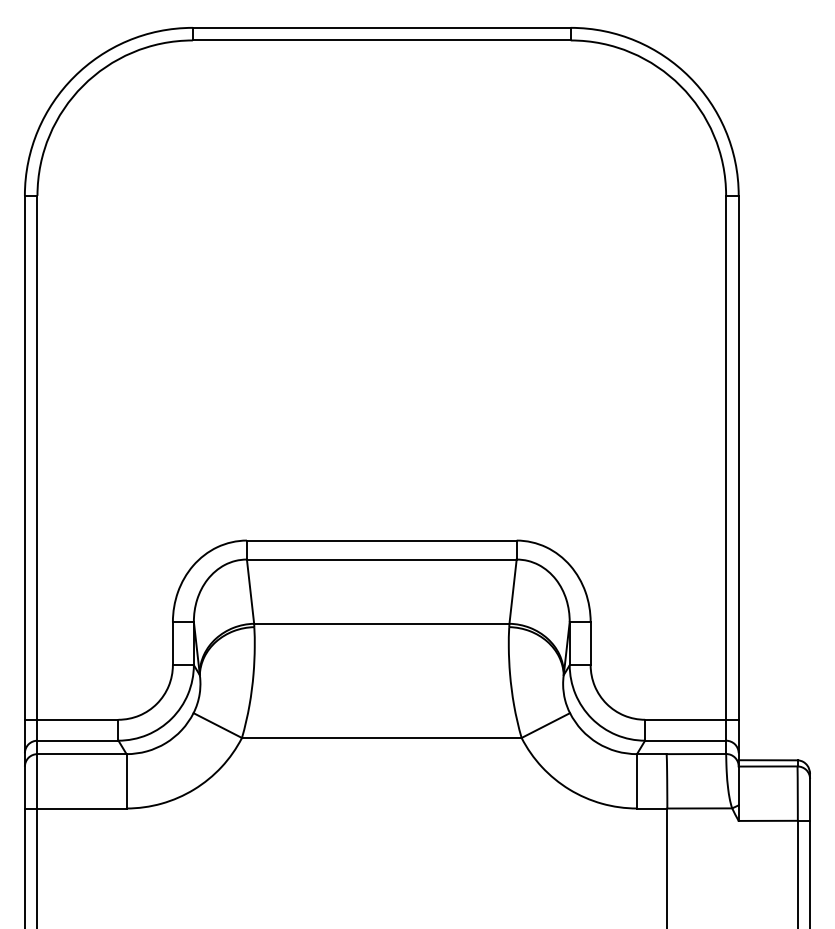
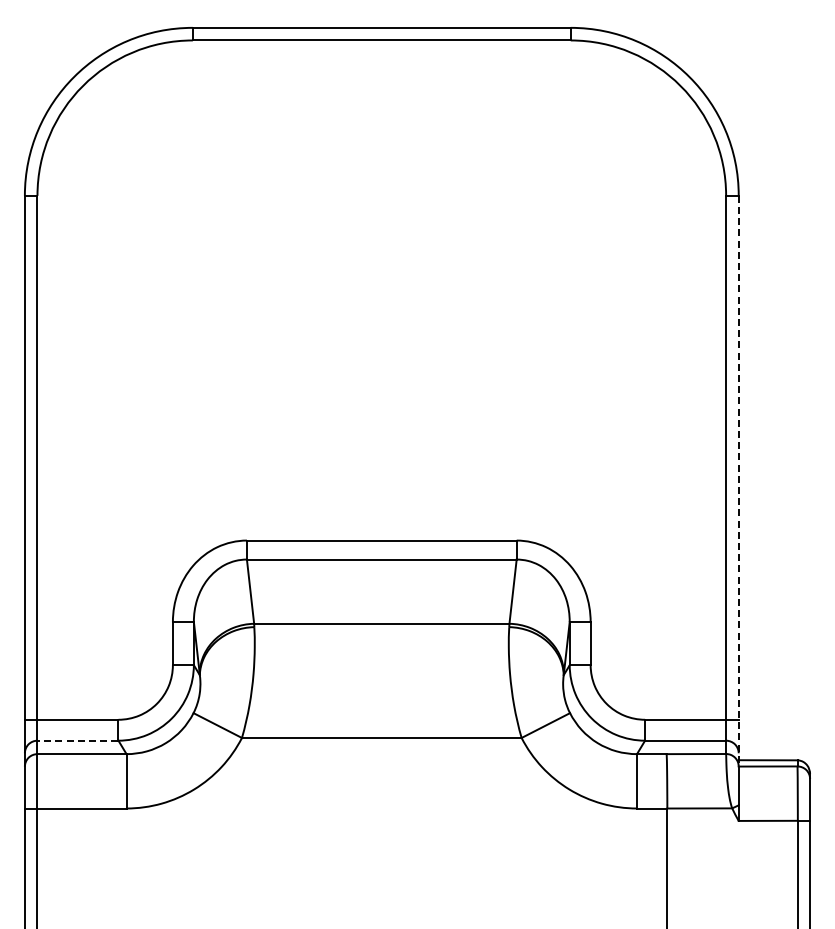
line: solid -> dashed (738, 481)
line: solid -> dashed (77, 740)
